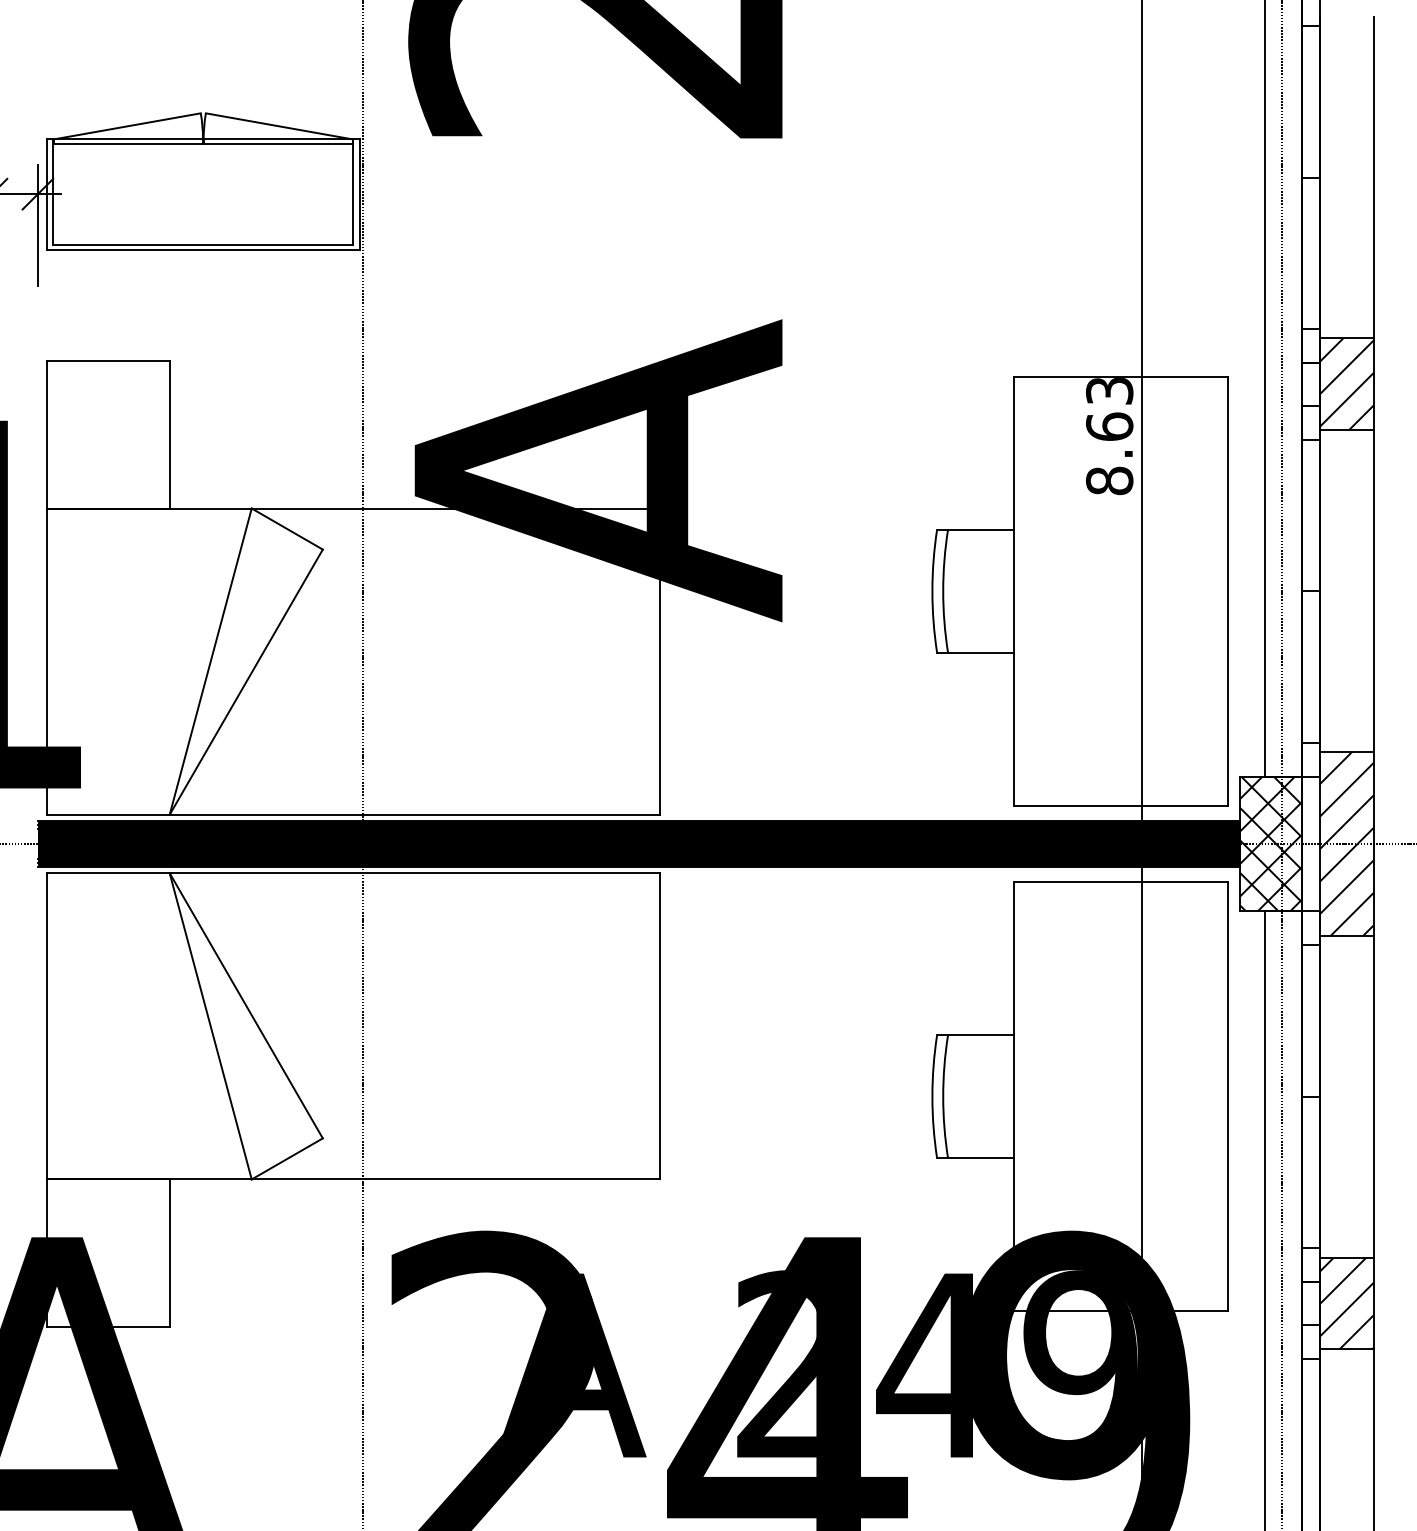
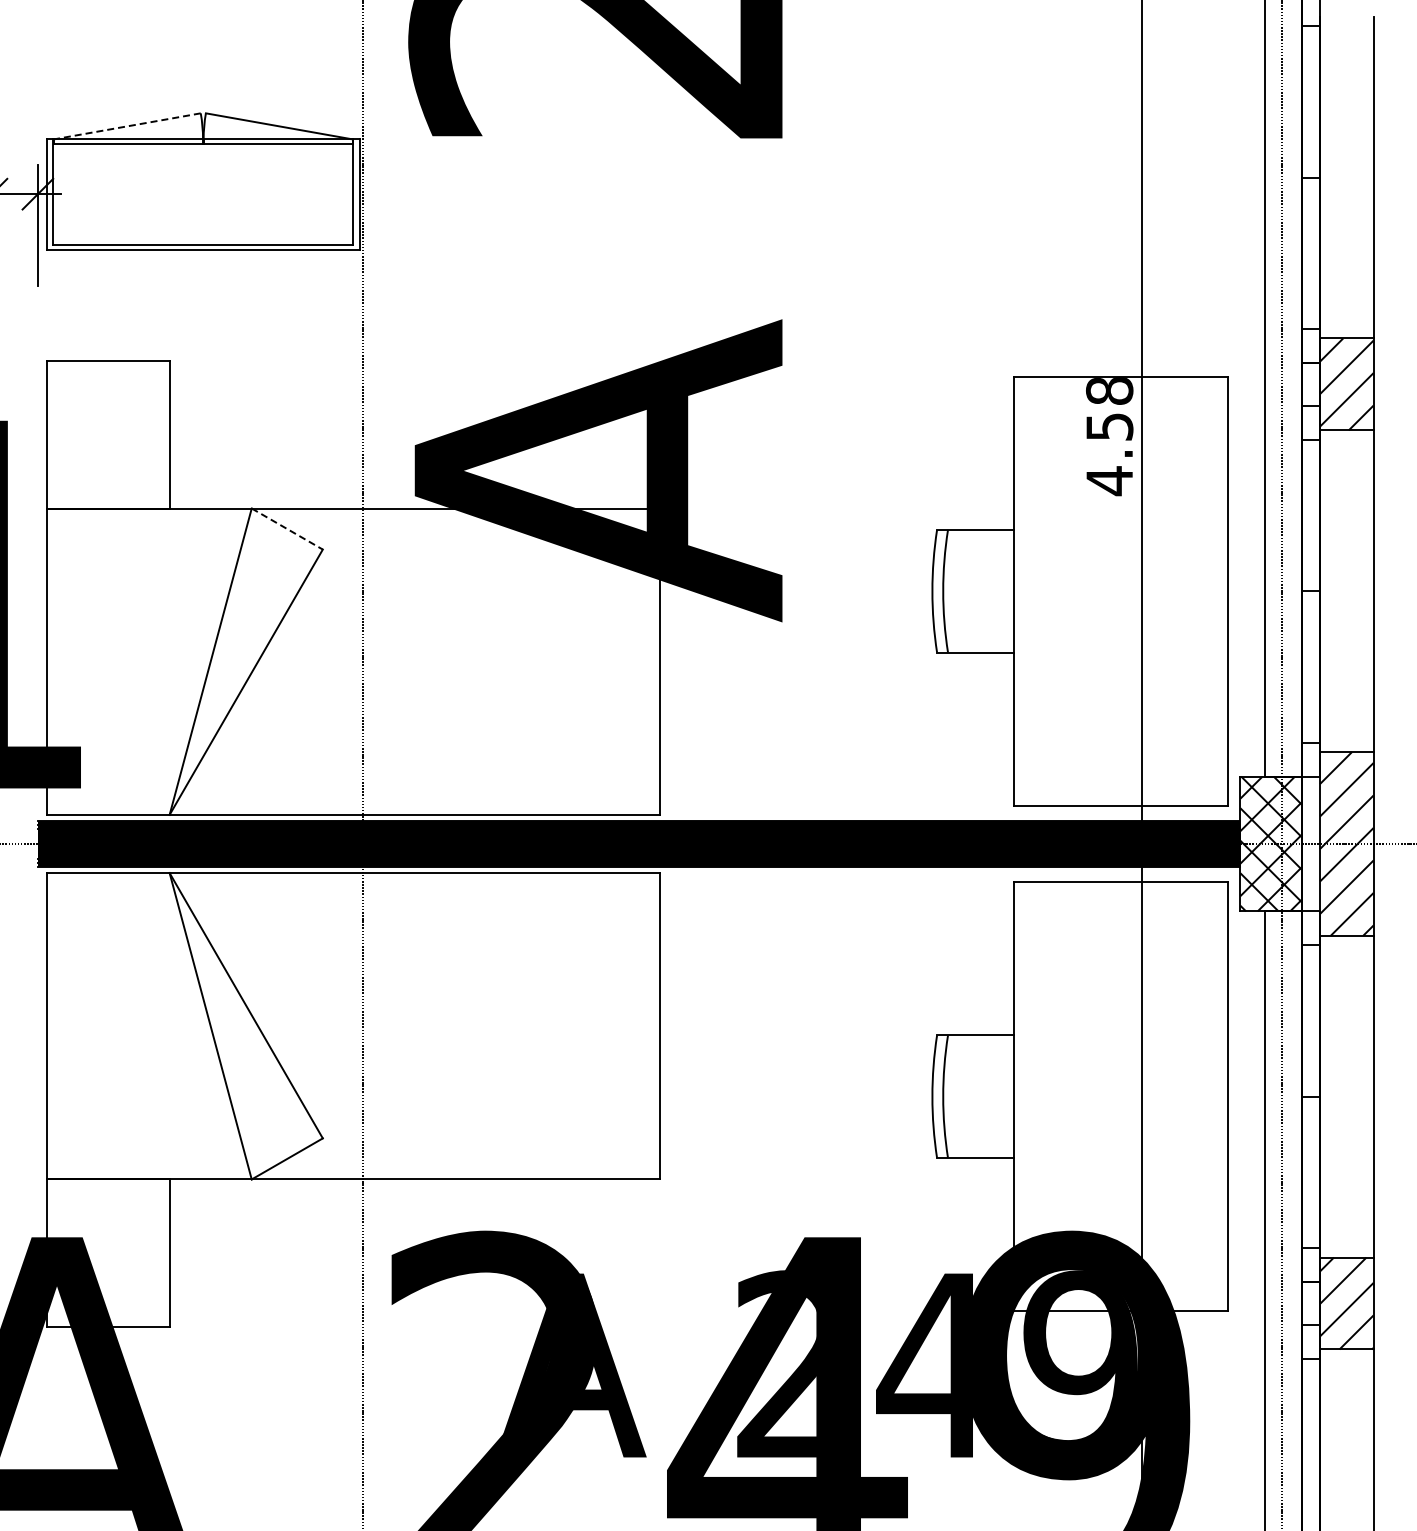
line: solid -> dashed (126, 126)
text: 8.63 -> 4.58 (1109, 437)
line: solid -> dashed (287, 529)
